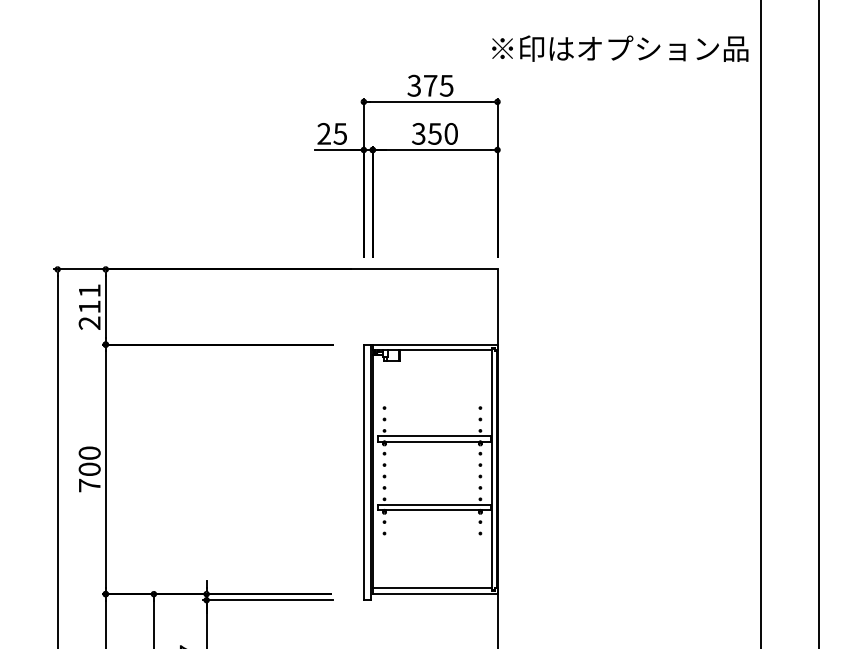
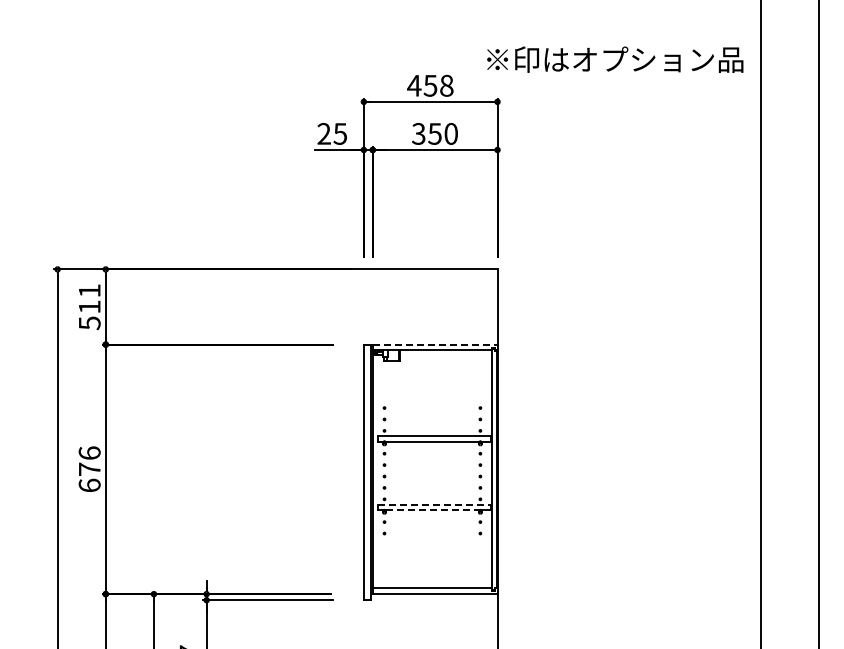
text position: (620, 48) -> (615, 59) (615, 59)
text: 375 -> 458 (430, 85)
text: 211 -> 511 (89, 323)
line: solid -> dashed (435, 344)
text: 700 -> 676 (89, 469)
line: solid -> dashed (434, 504)
line: solid -> dashed (432, 510)
